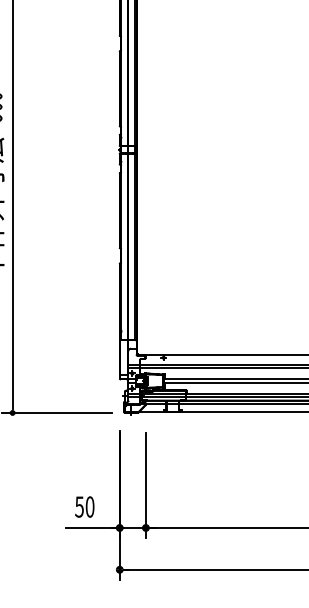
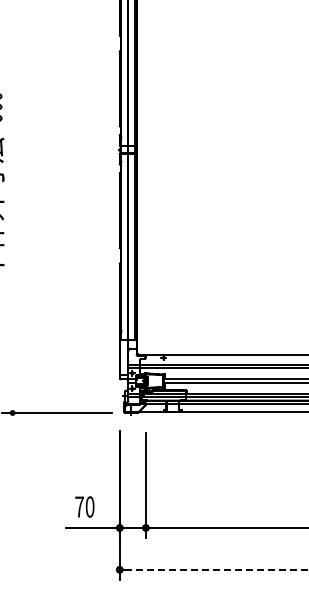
line: present -> none (12, 205)
text: 50 -> 70 (79, 506)
line: solid -> dashed (216, 569)
